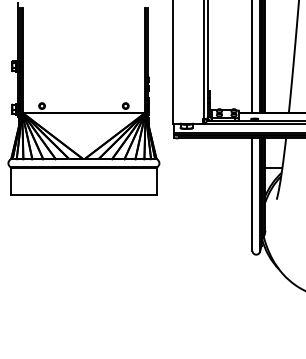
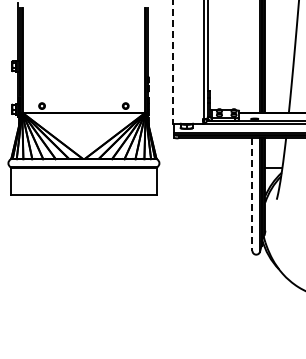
line: present -> none (252, 57)
line: solid -> dashed (173, 62)
line: solid -> dashed (252, 195)
